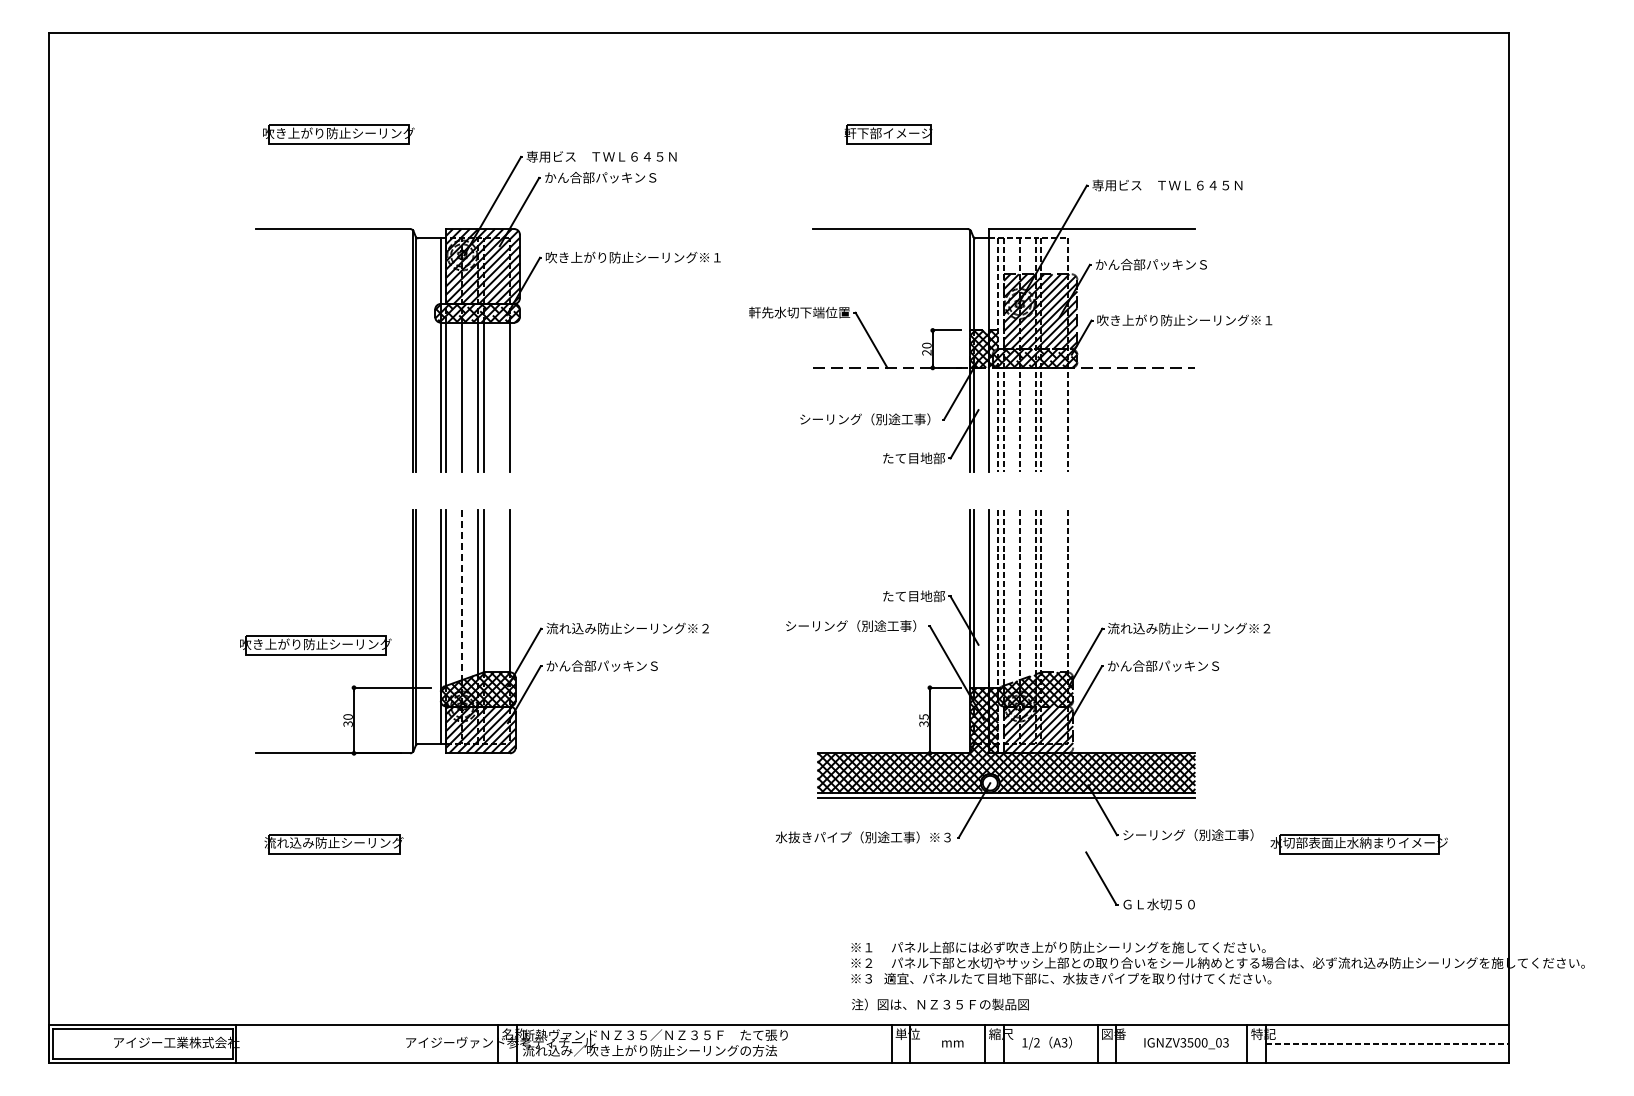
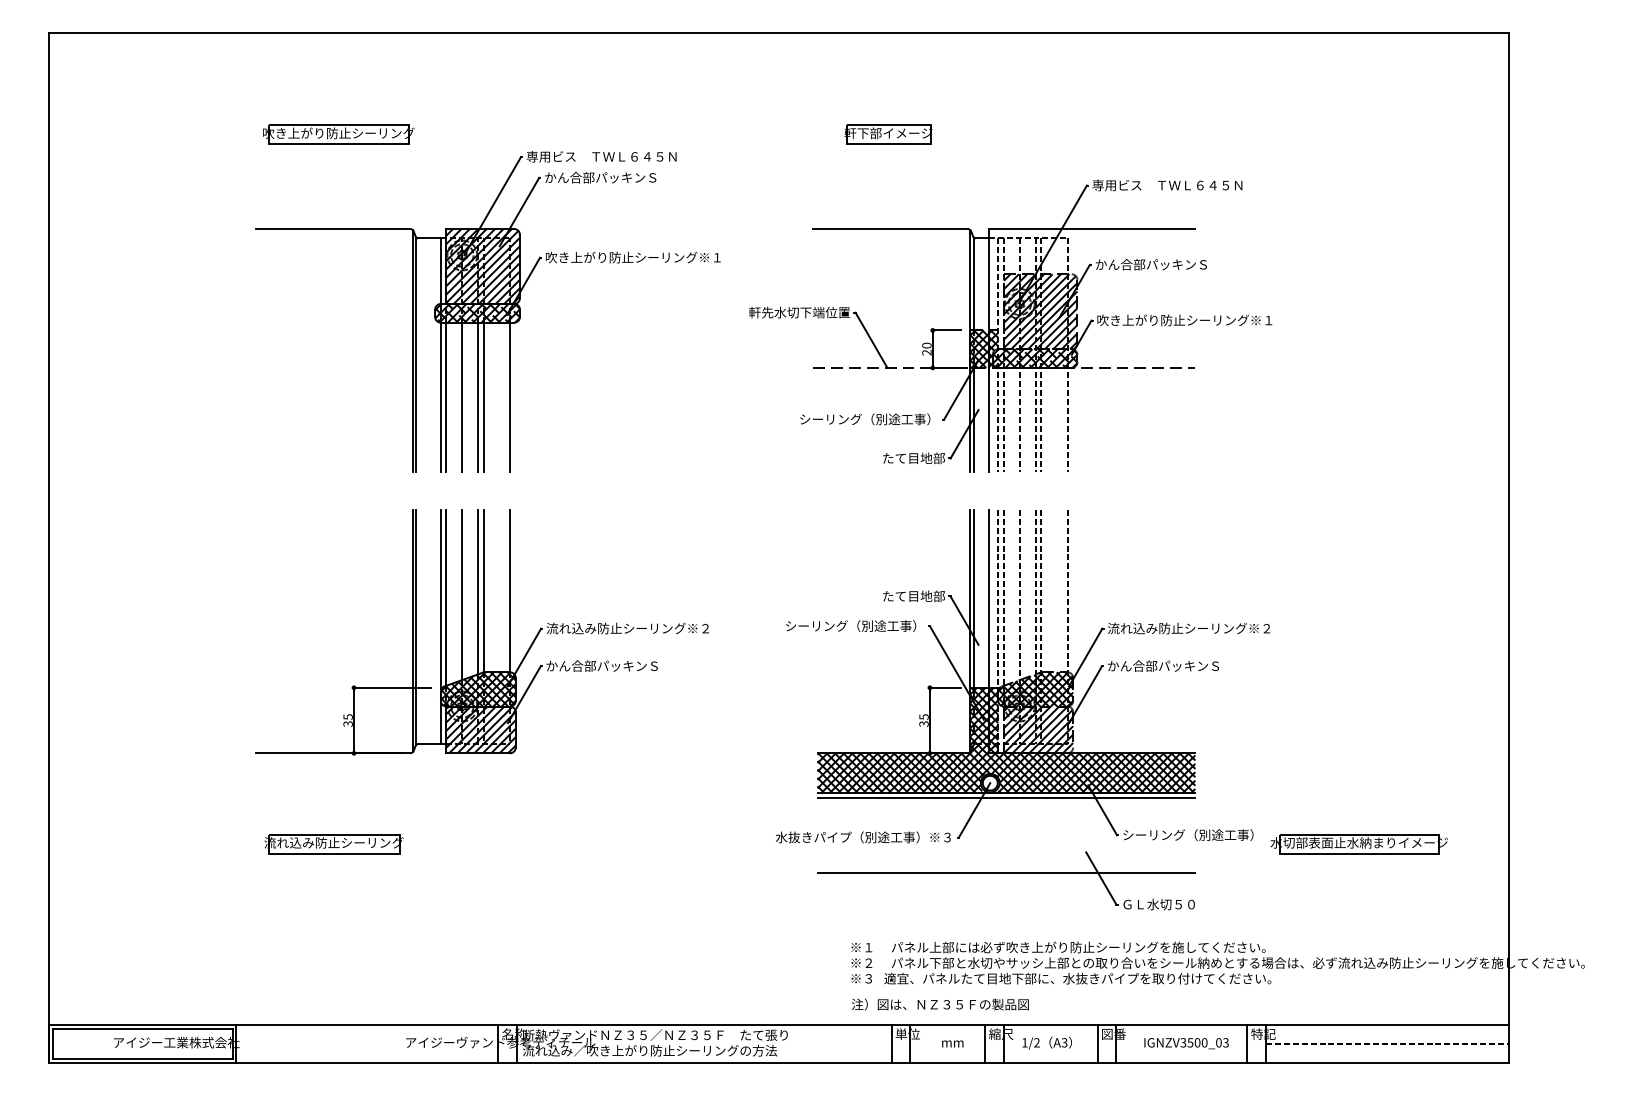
line: dashed -> solid (462, 595)
part: present -> none (315, 645)
text: 30 -> 35 (347, 716)
line: none -> present (1006, 872)
